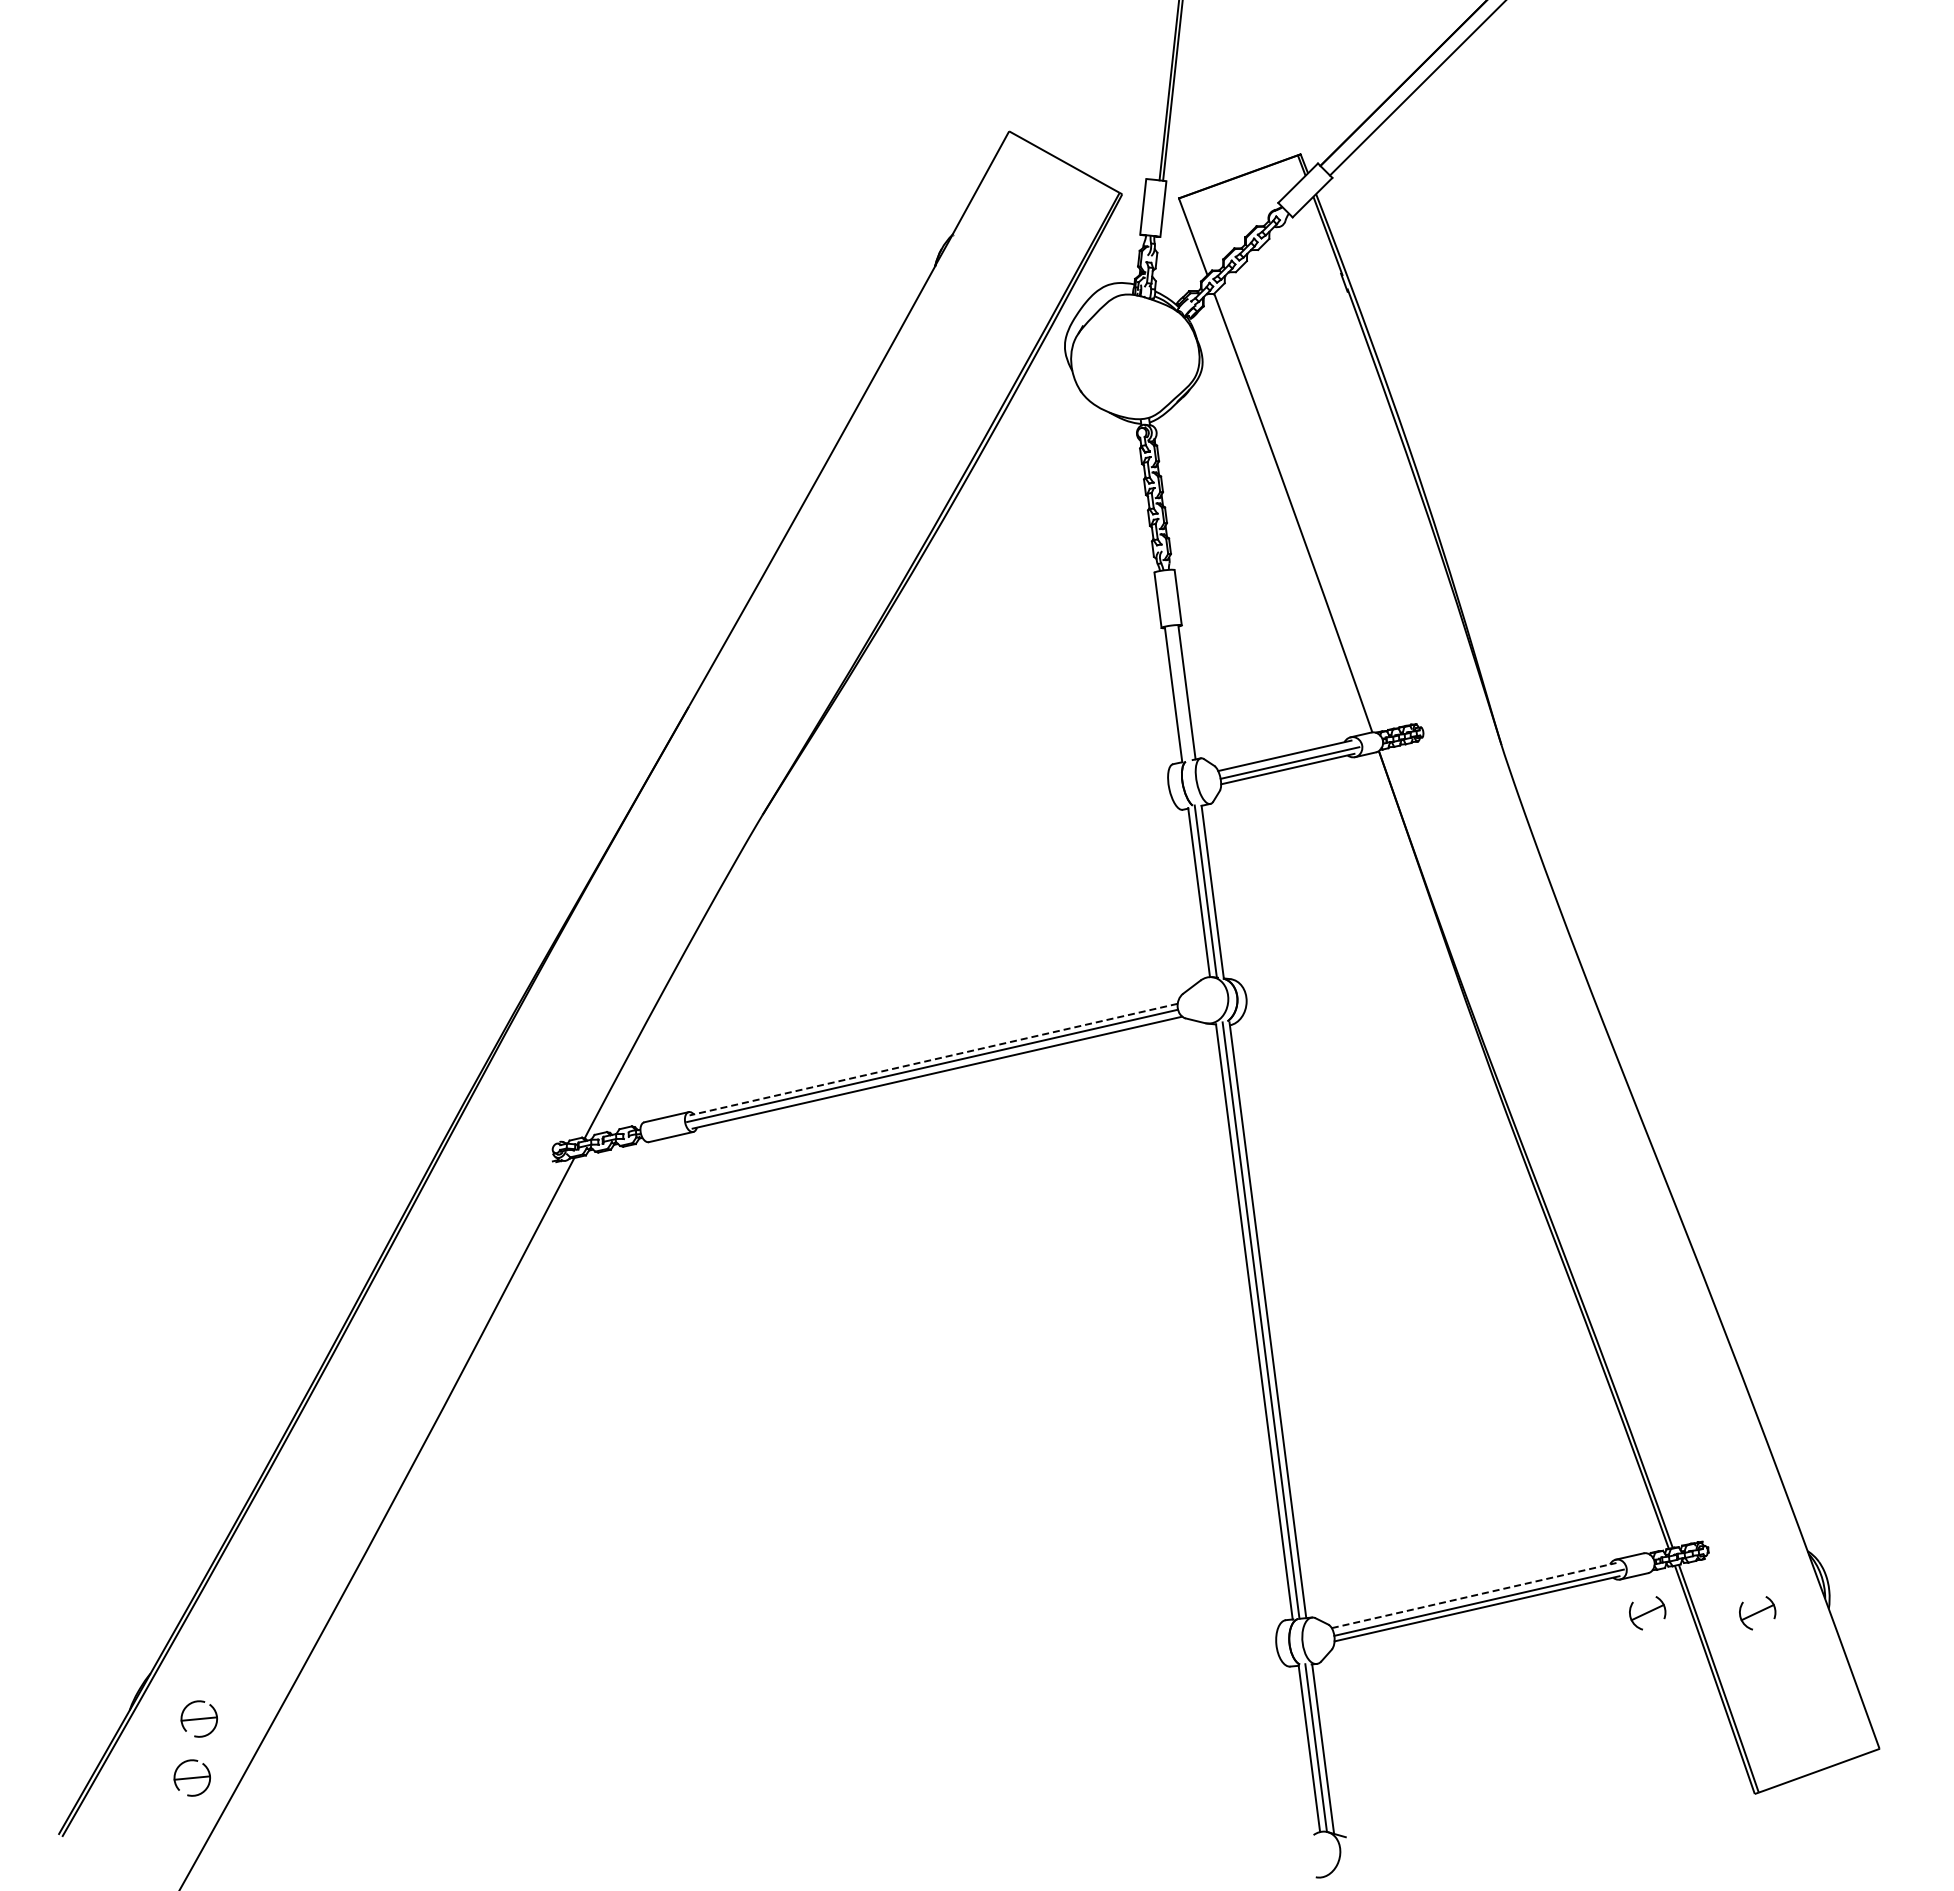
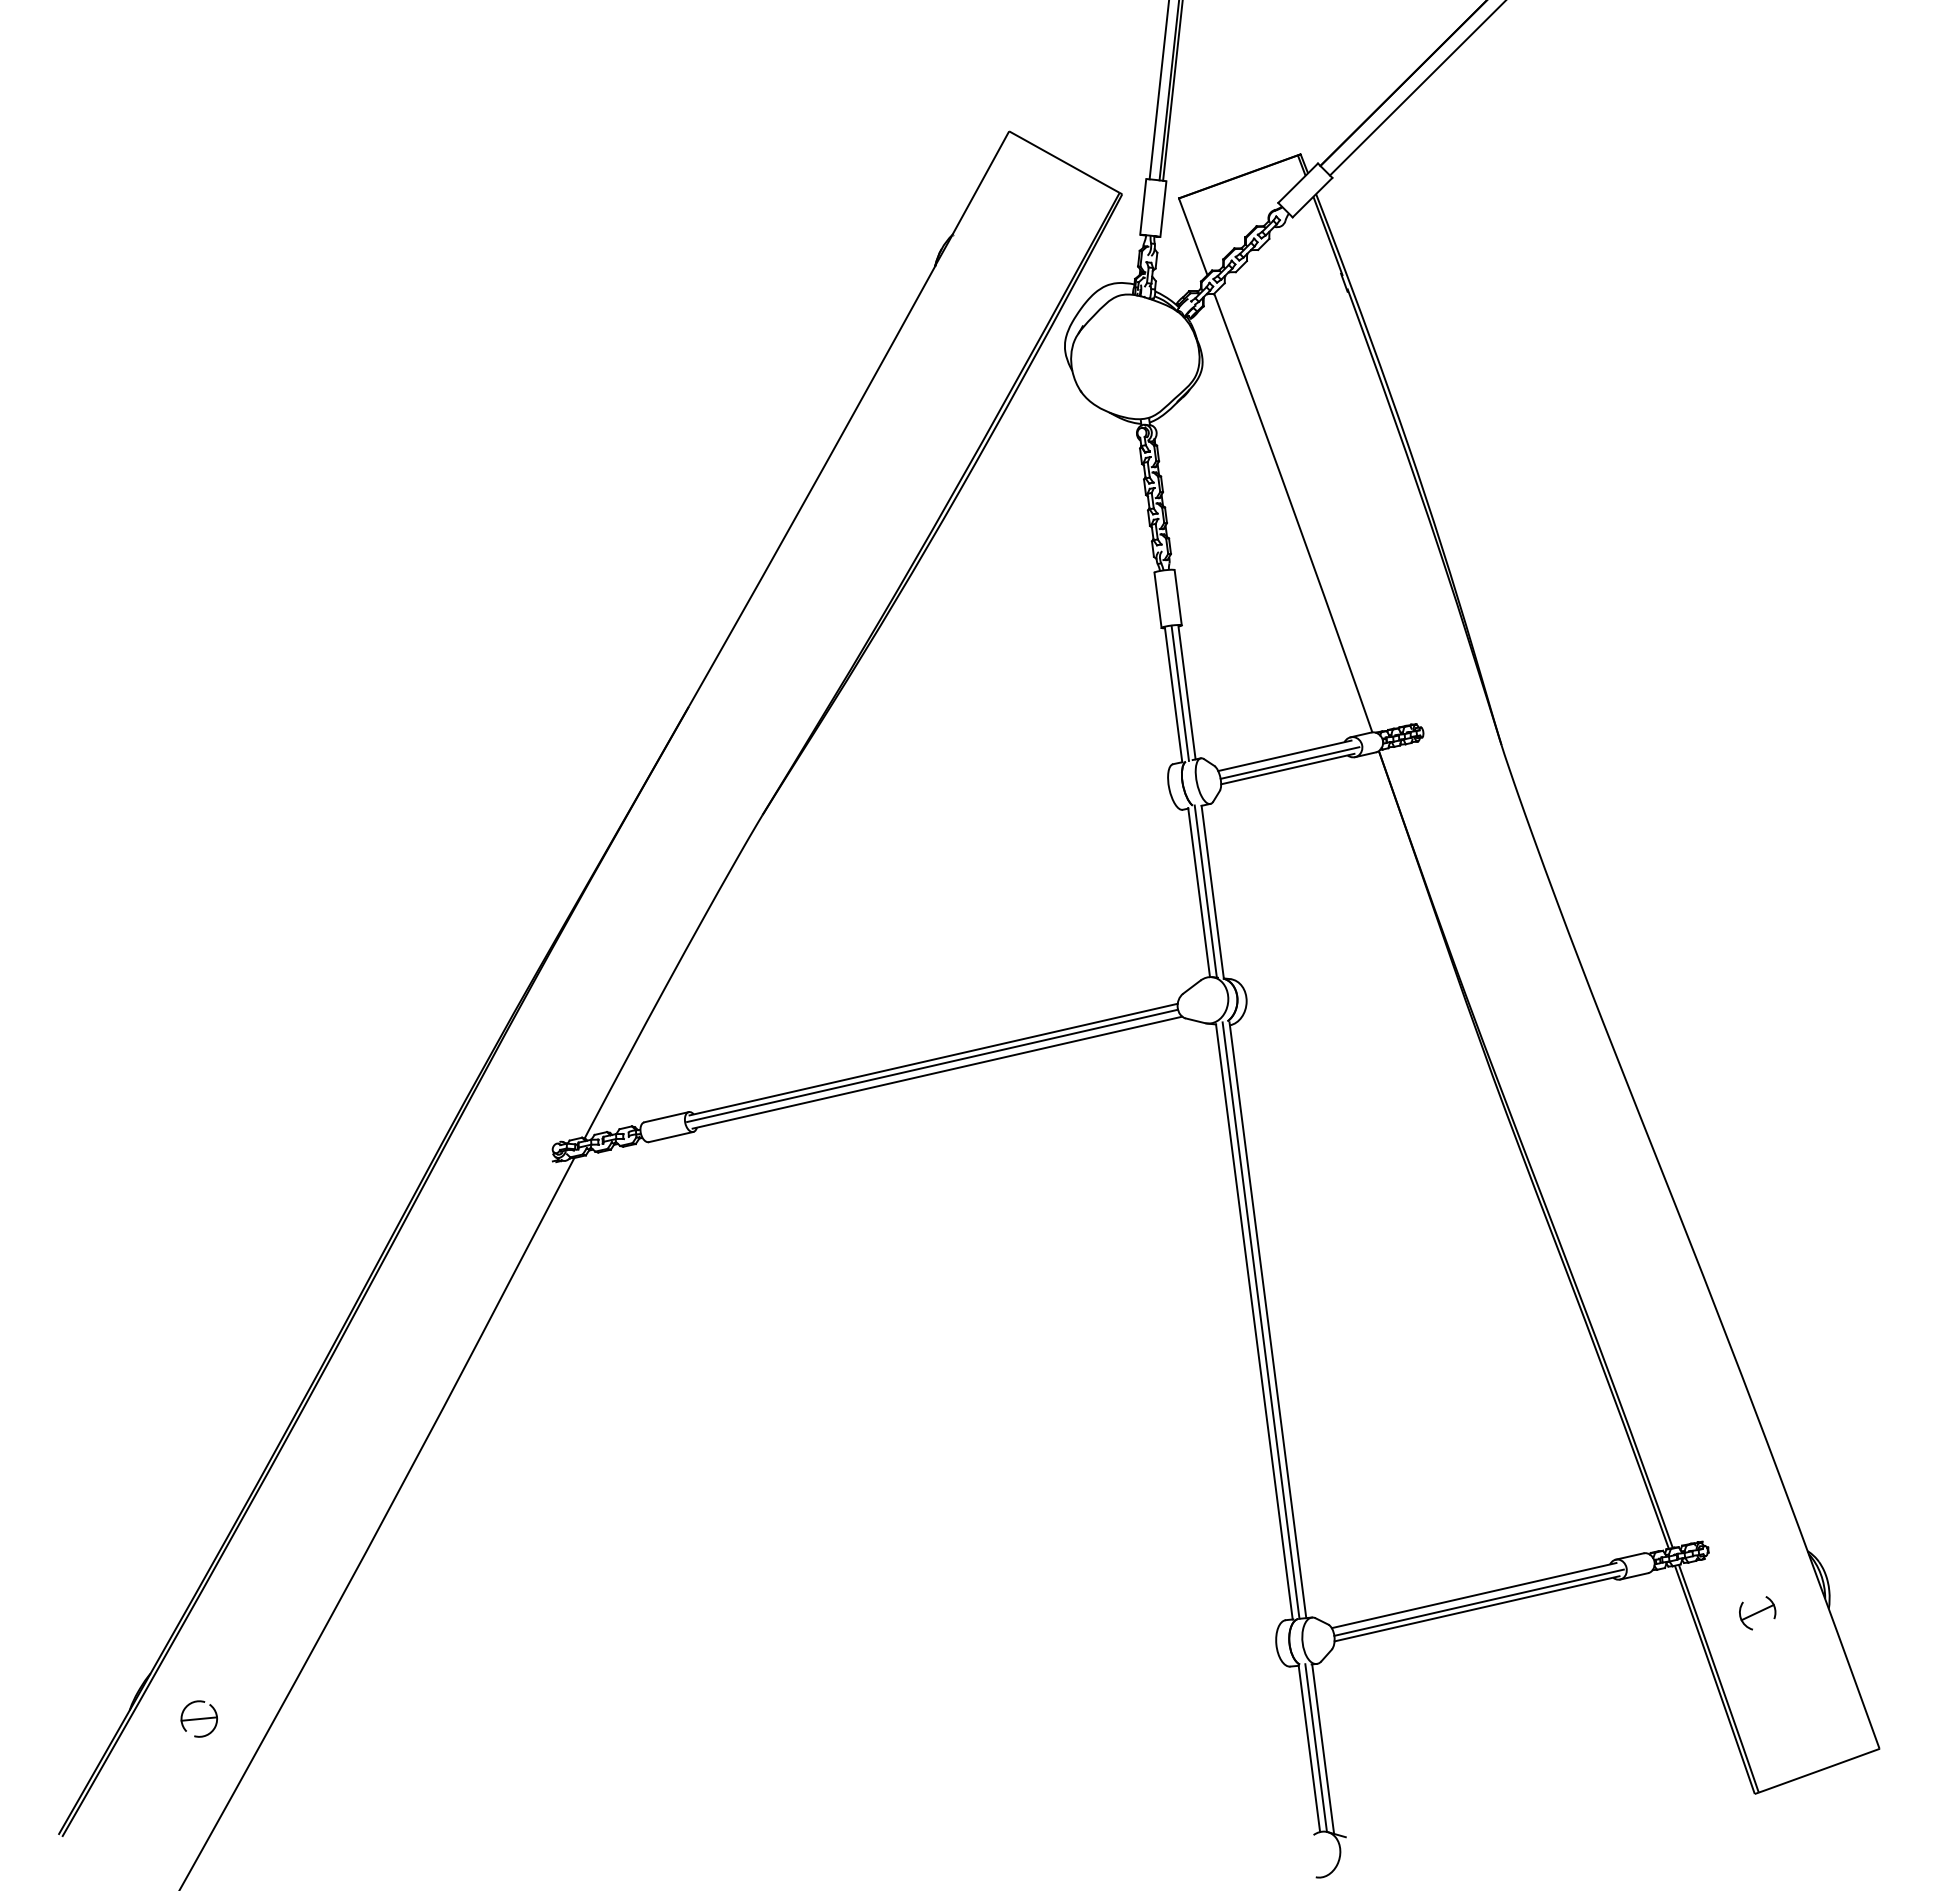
line: none -> present (1158, 90)
line: none -> present (1179, 692)
line: dashed -> solid (933, 1059)
line: dashed -> solid (1474, 1595)
part: present -> none (1647, 1613)
part: present -> none (191, 1777)
